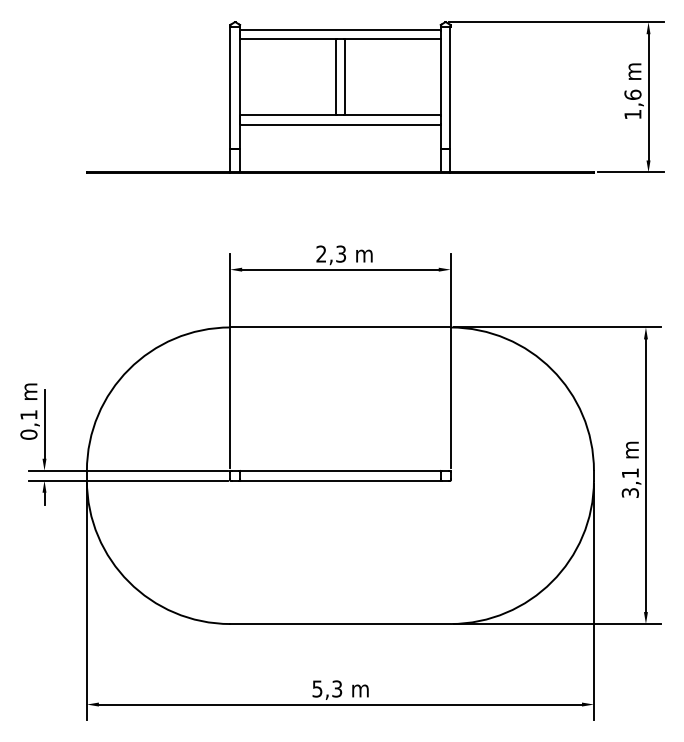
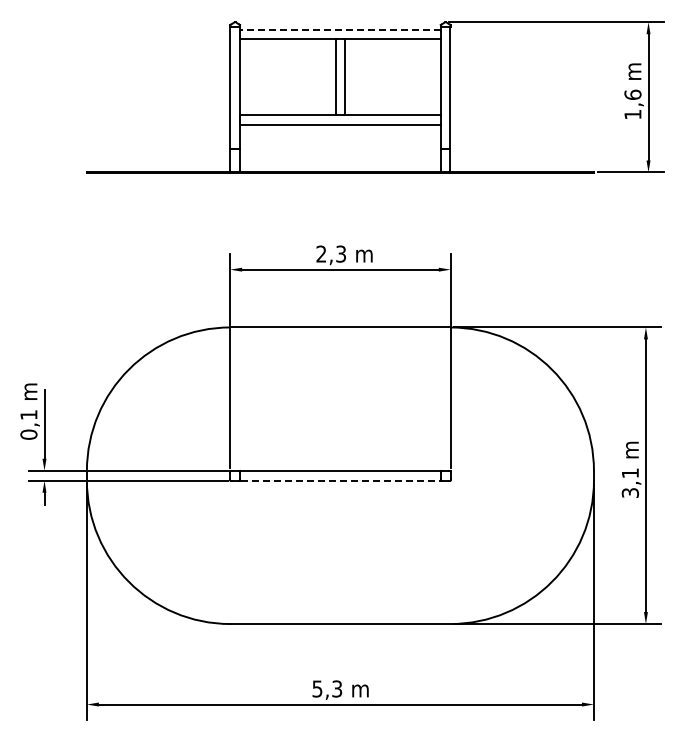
line: solid -> dashed (340, 29)
line: solid -> dashed (340, 480)
